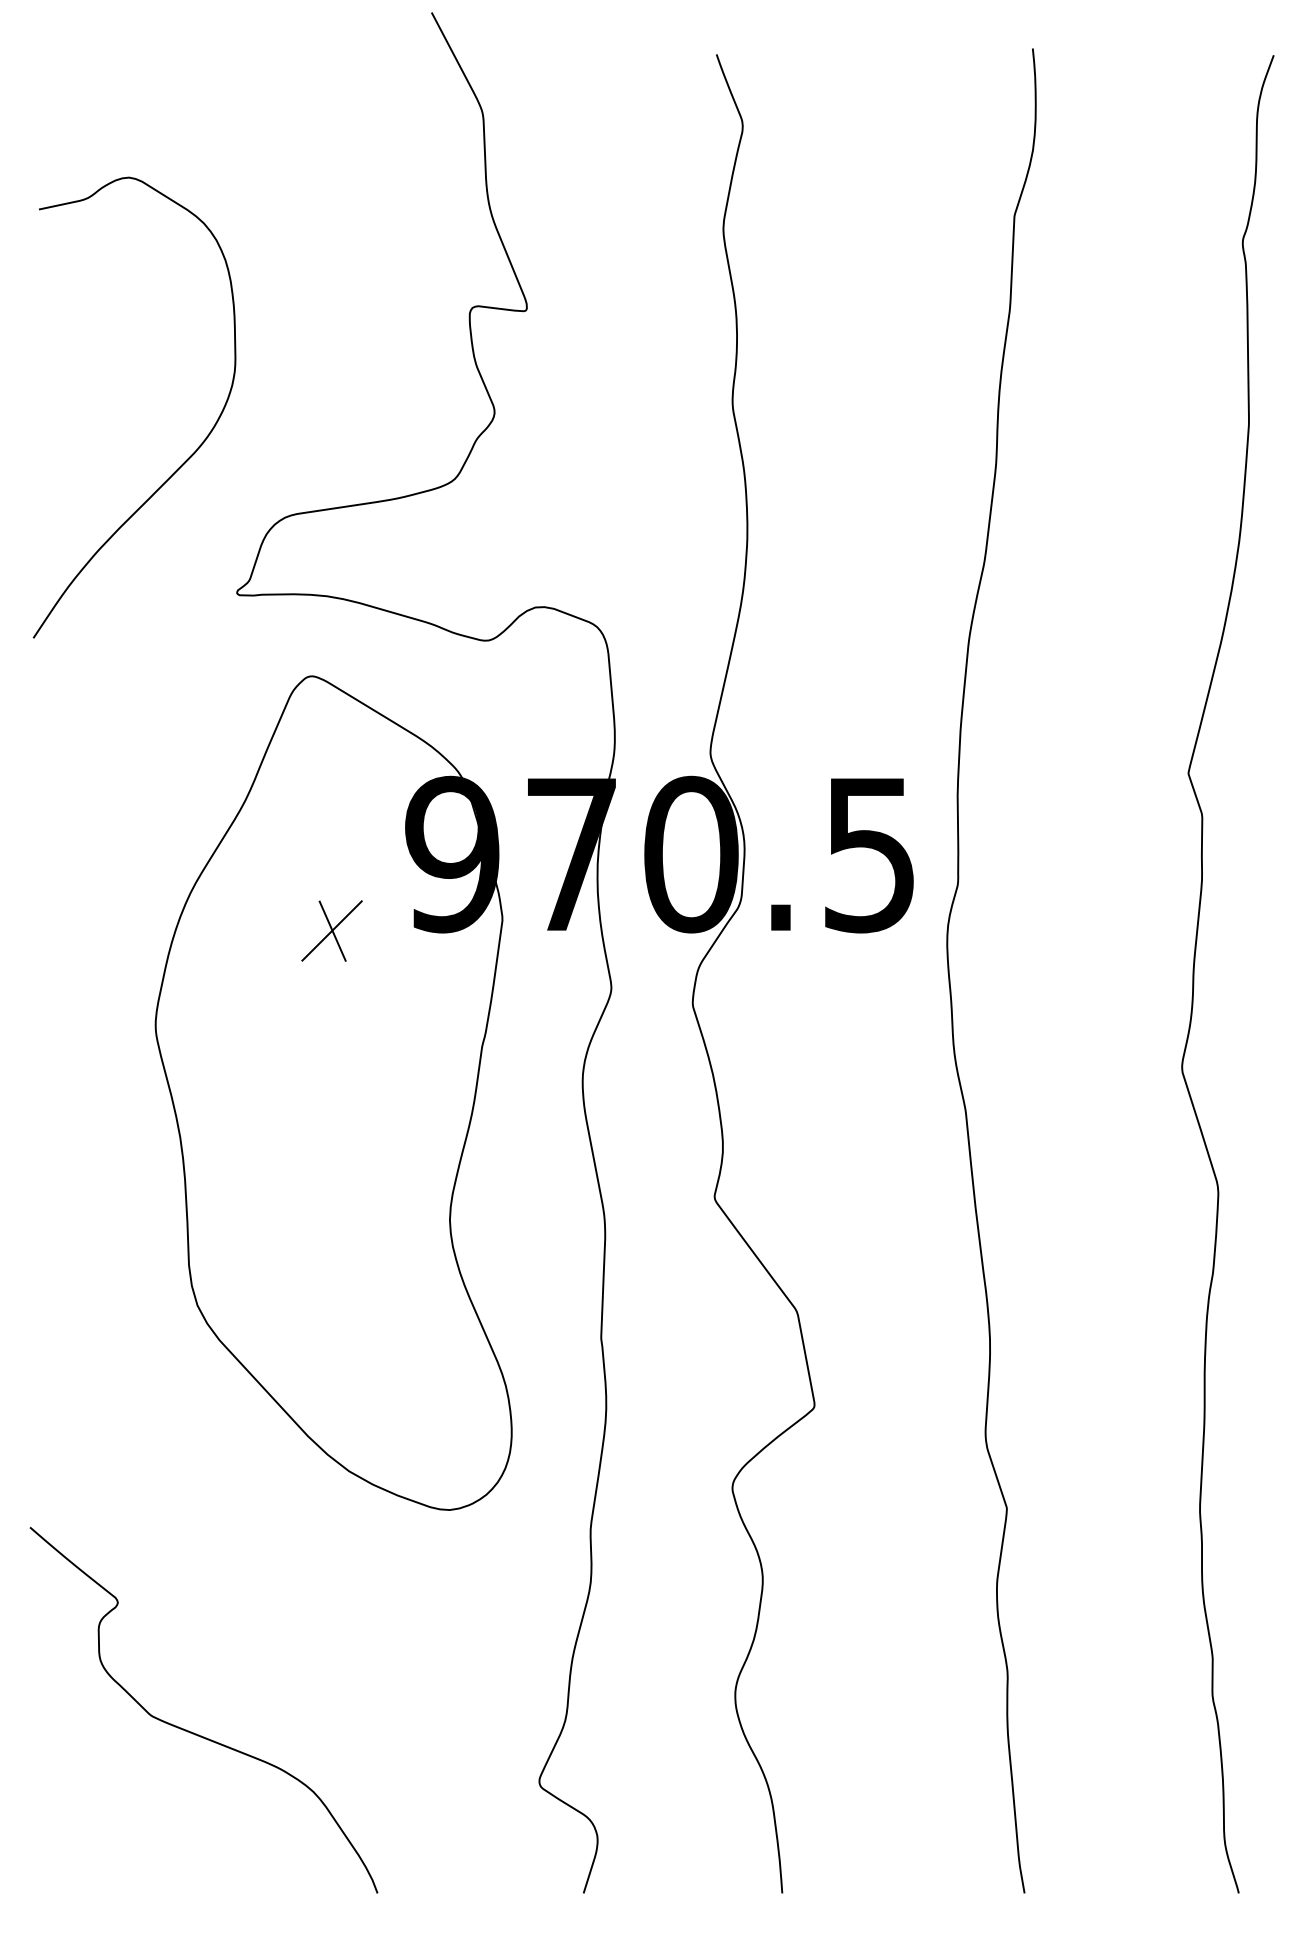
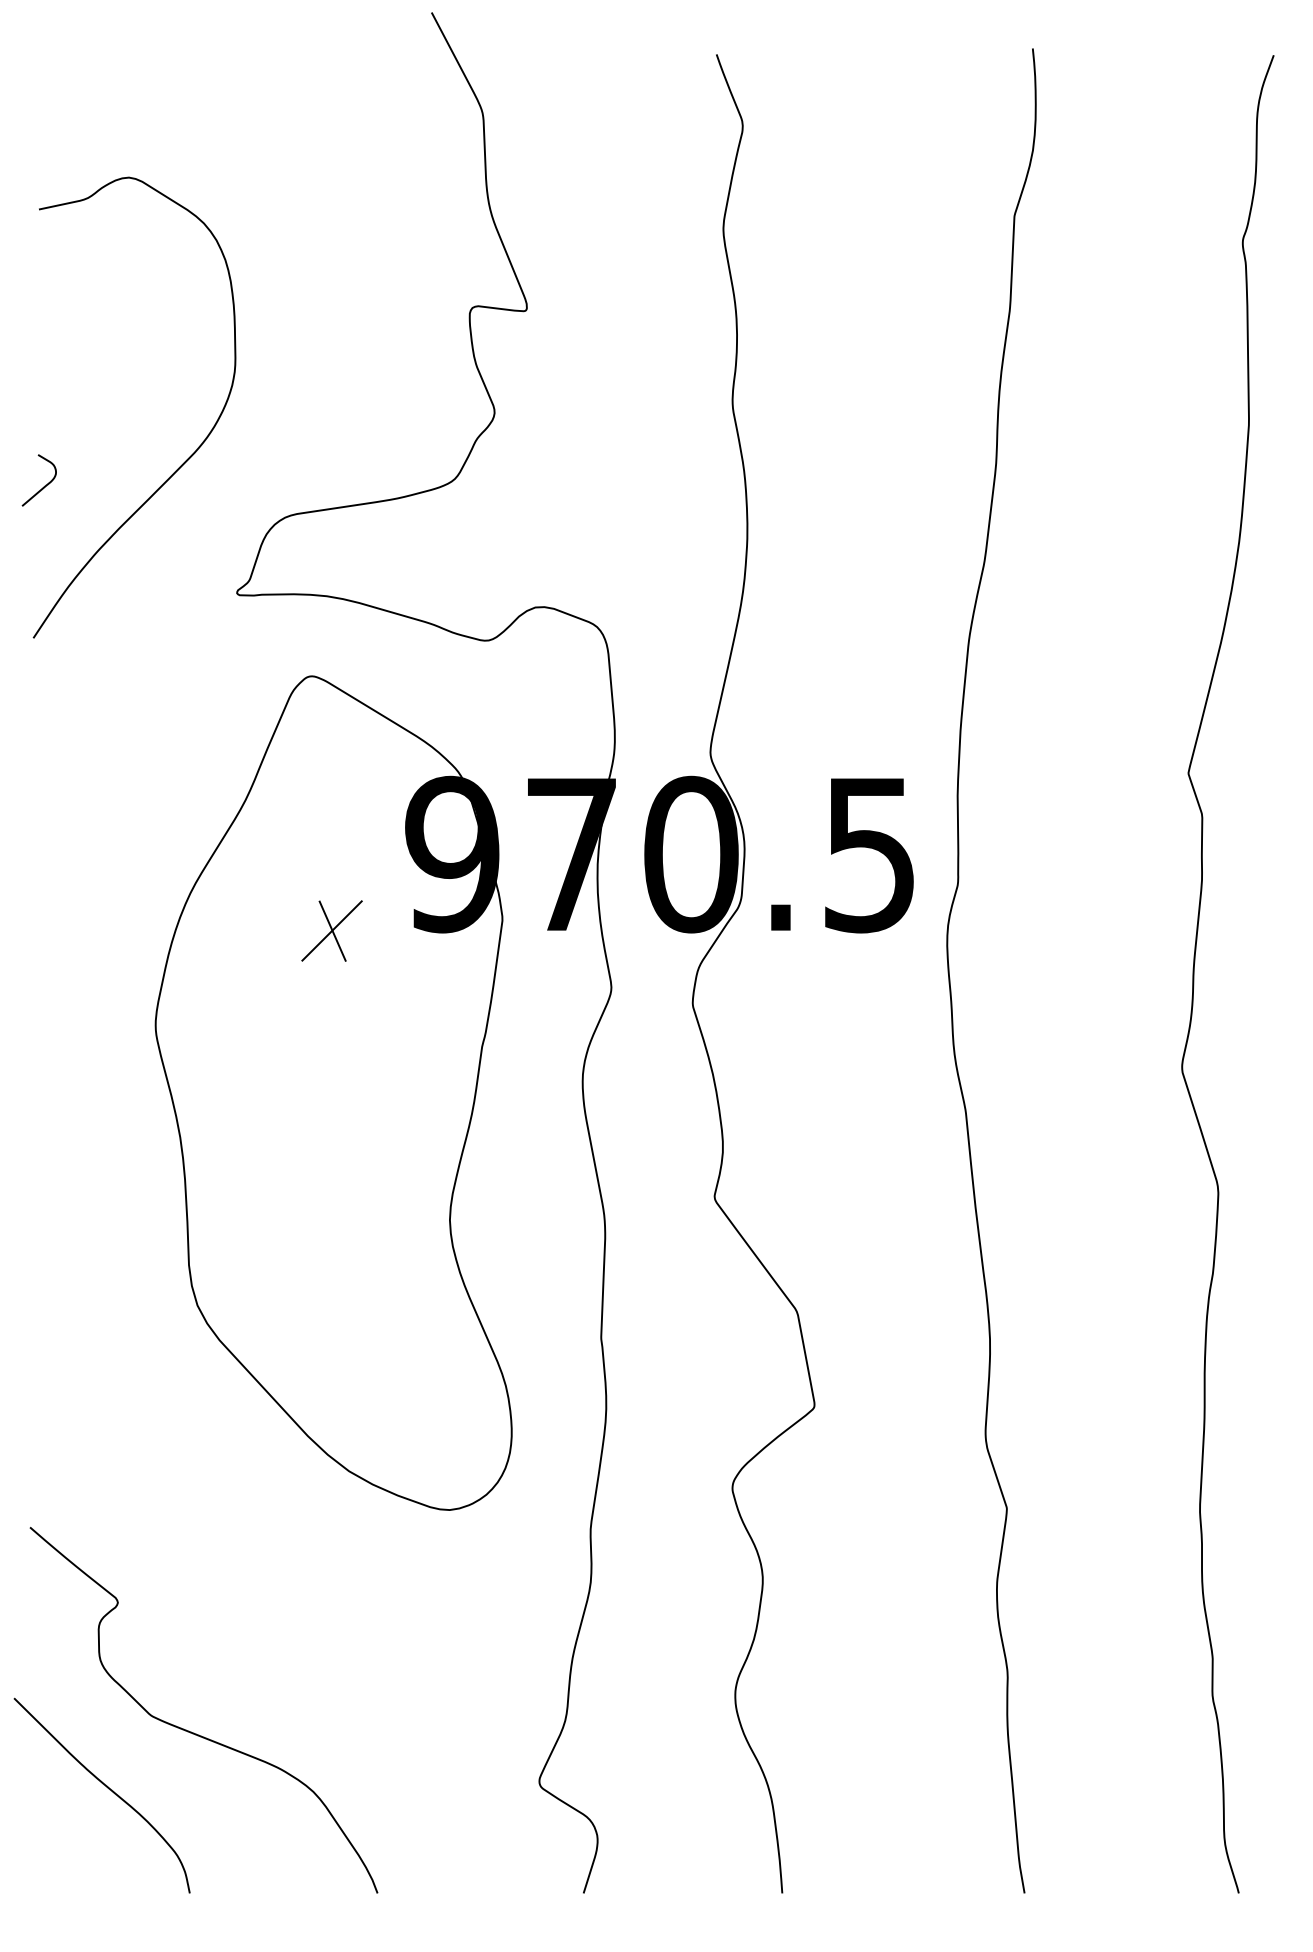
curve: none -> present (44, 485)
curve: none -> present (107, 1788)
